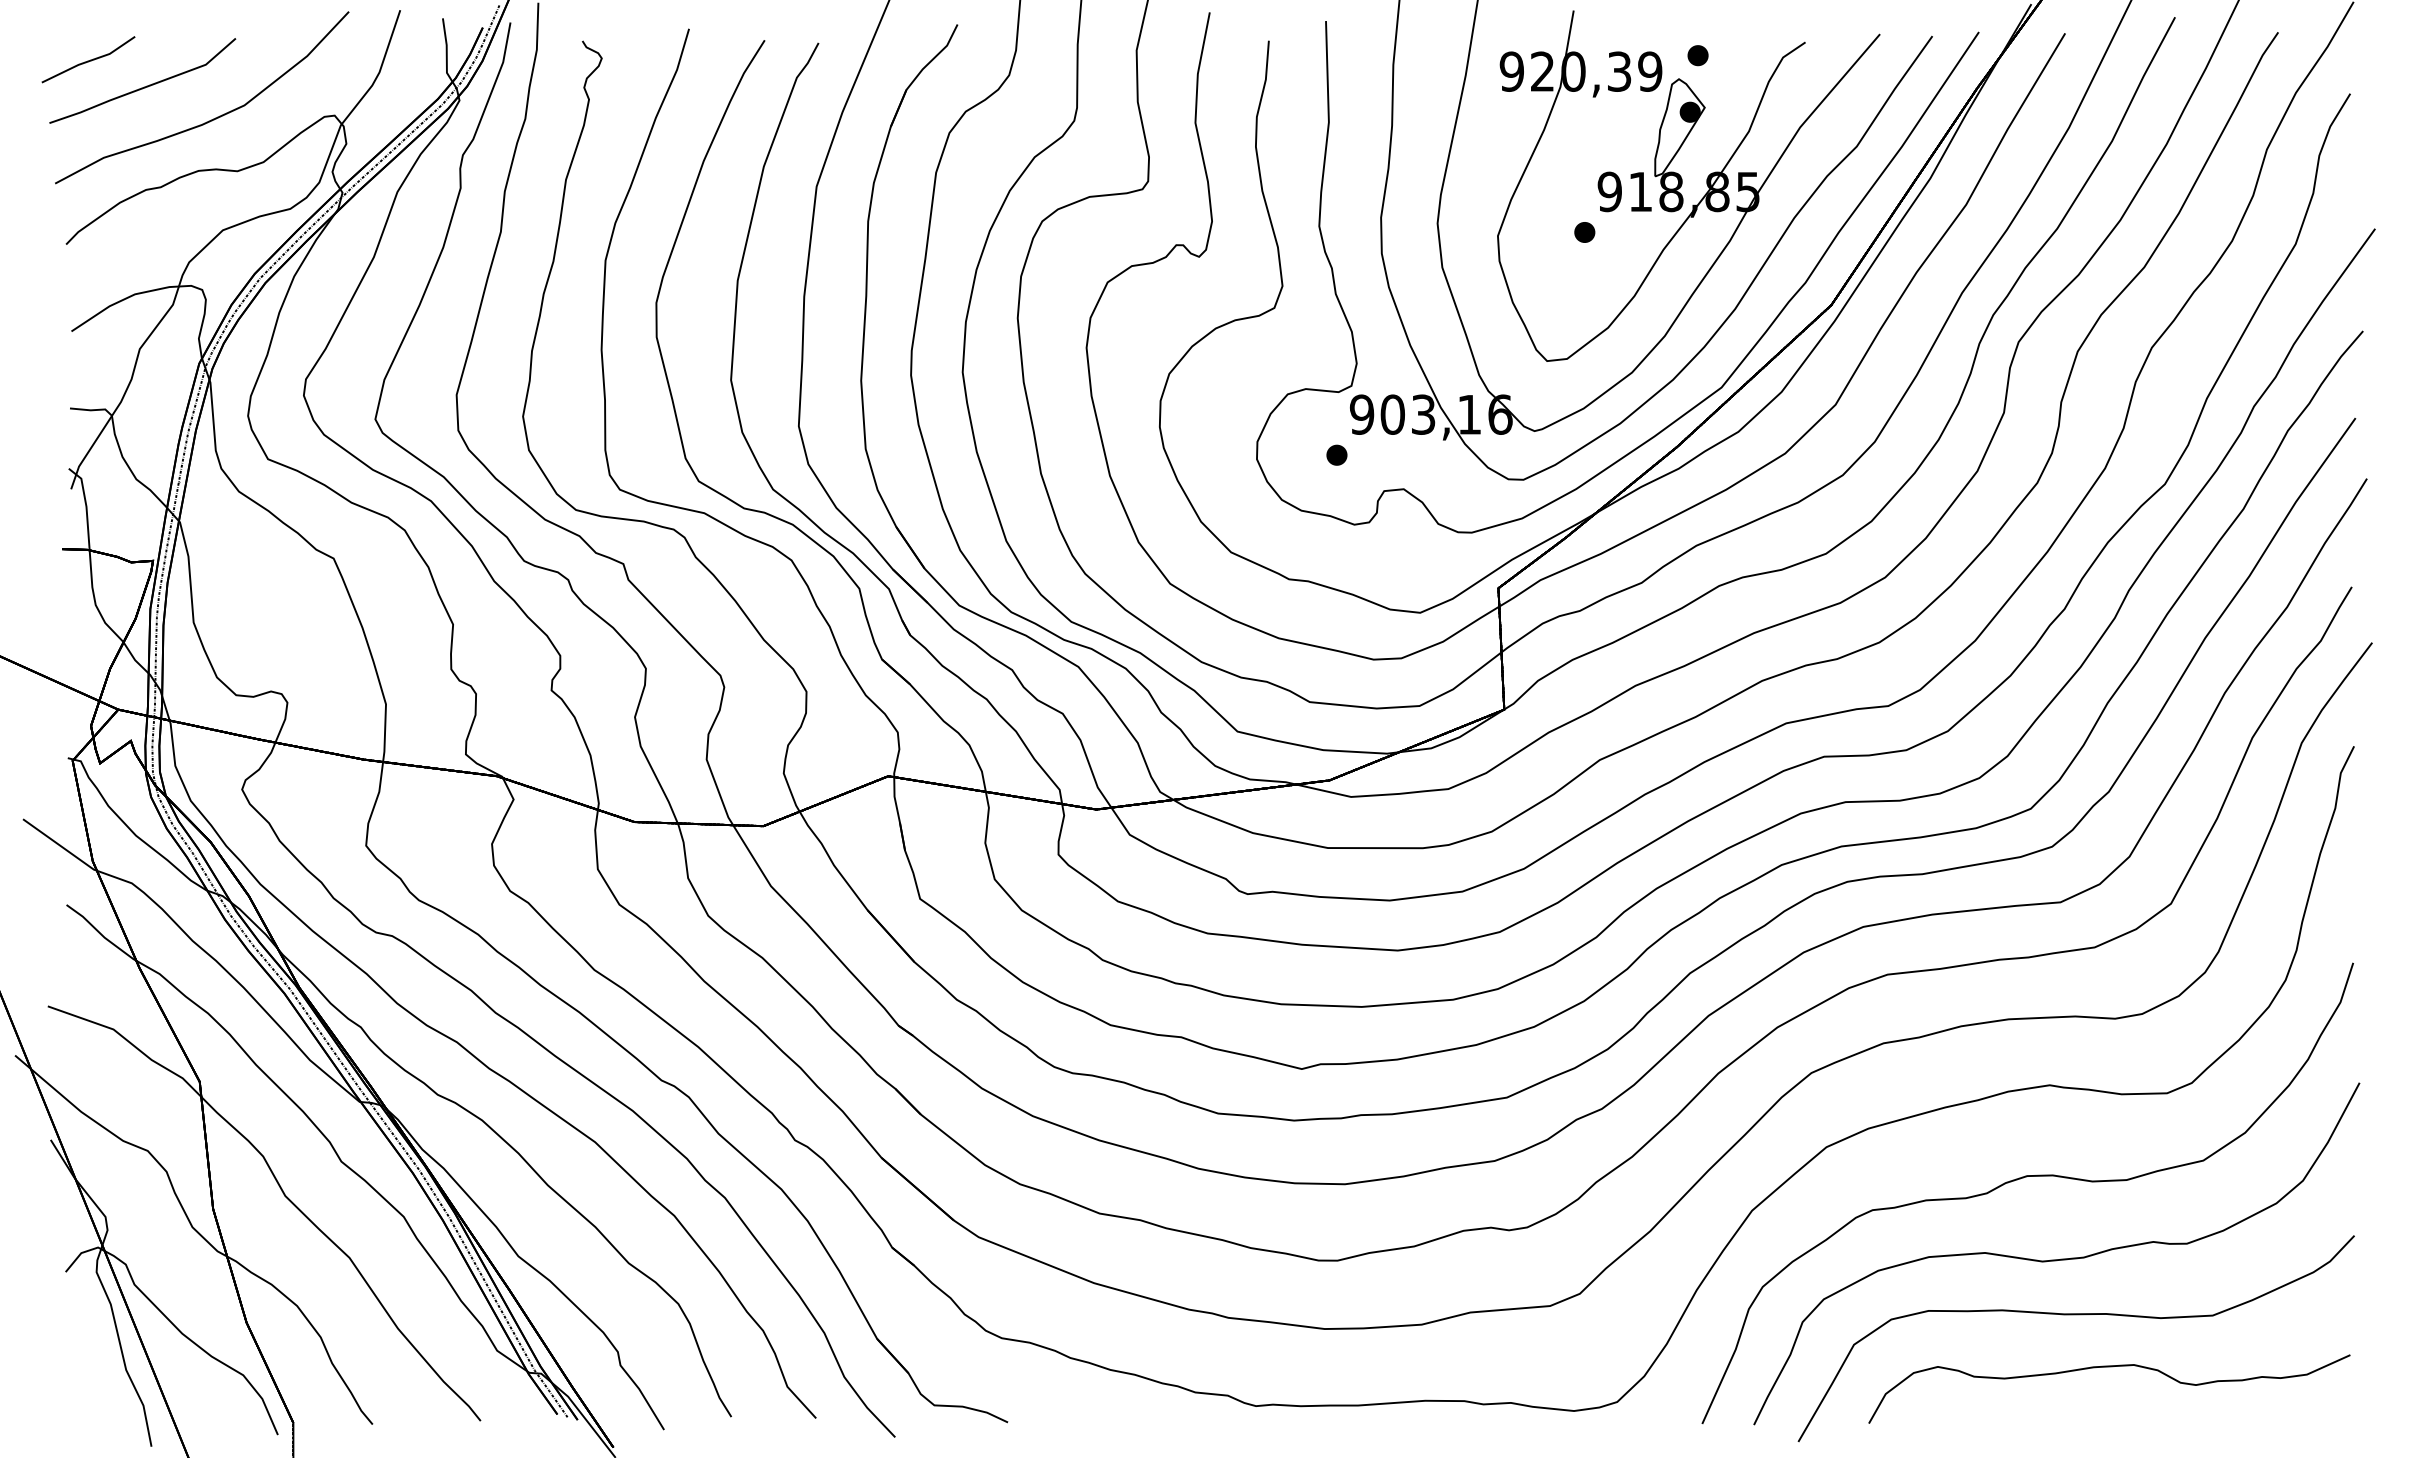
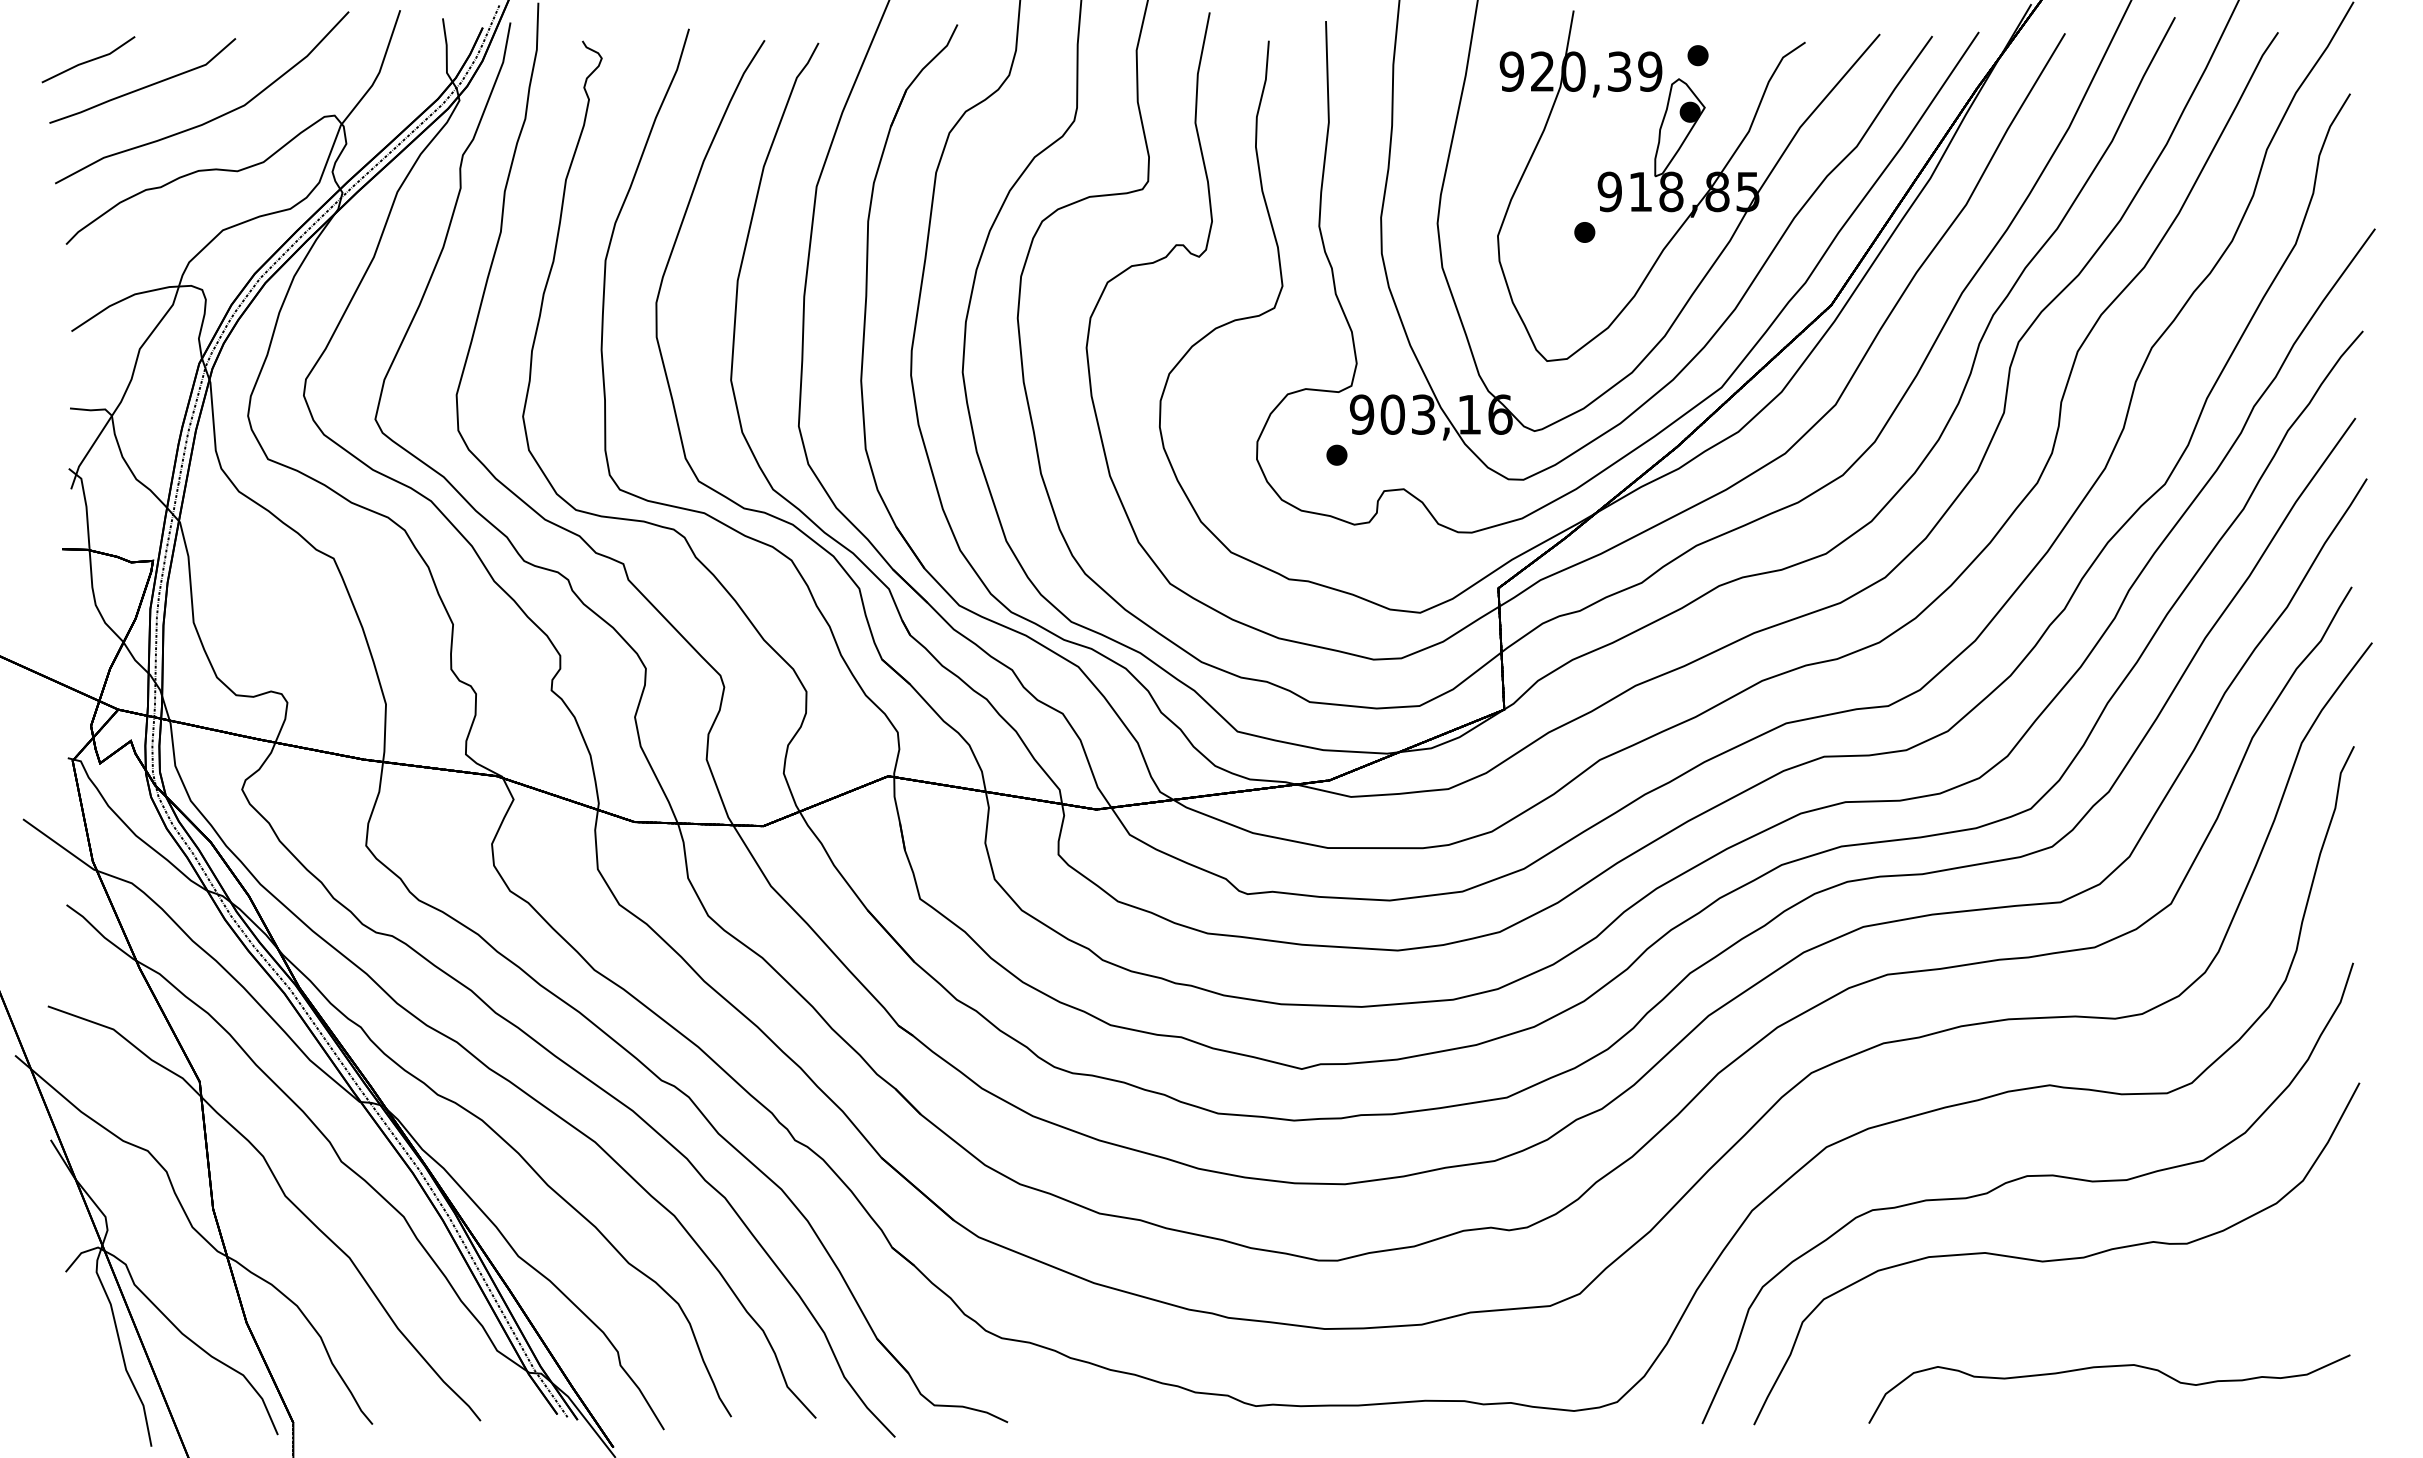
part: present -> none (2075, 1315)
